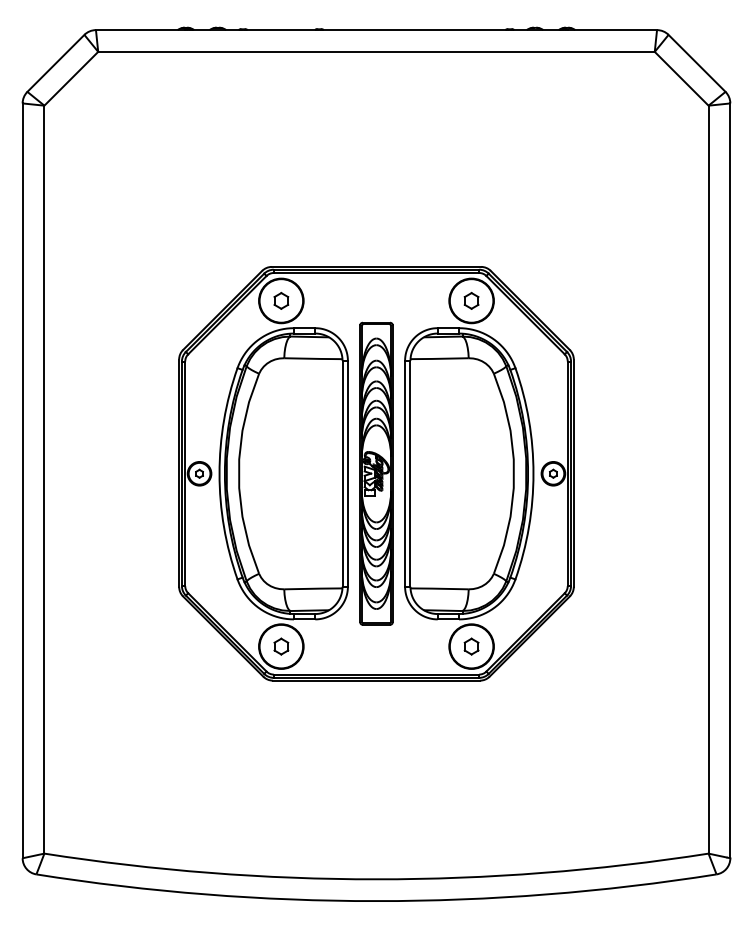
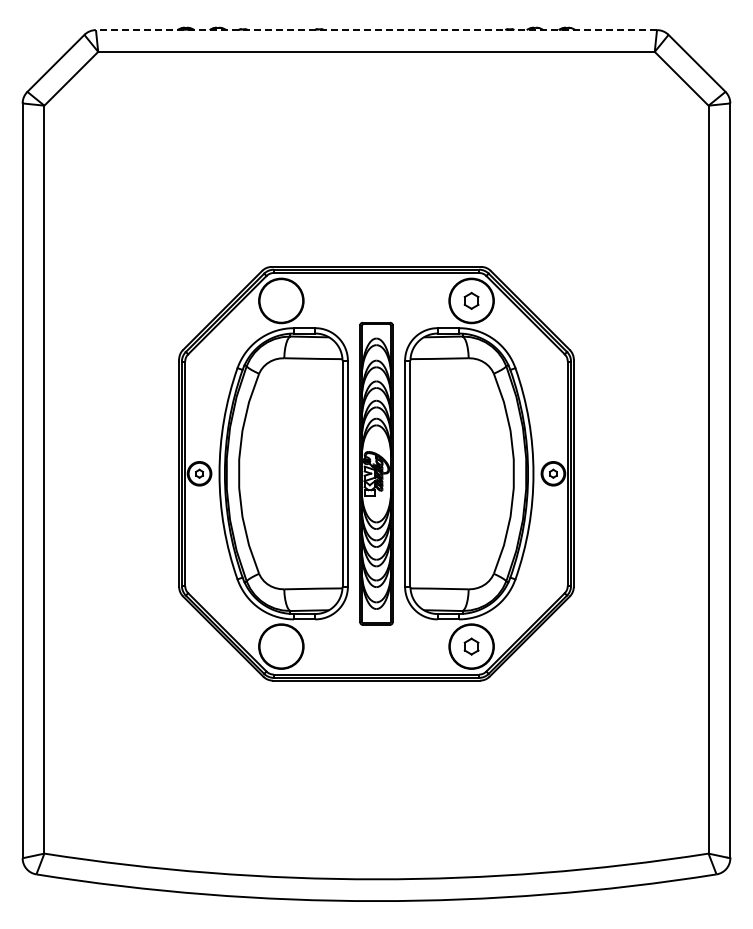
line: solid -> dashed (376, 30)
part: present -> none (281, 300)
part: present -> none (281, 646)
